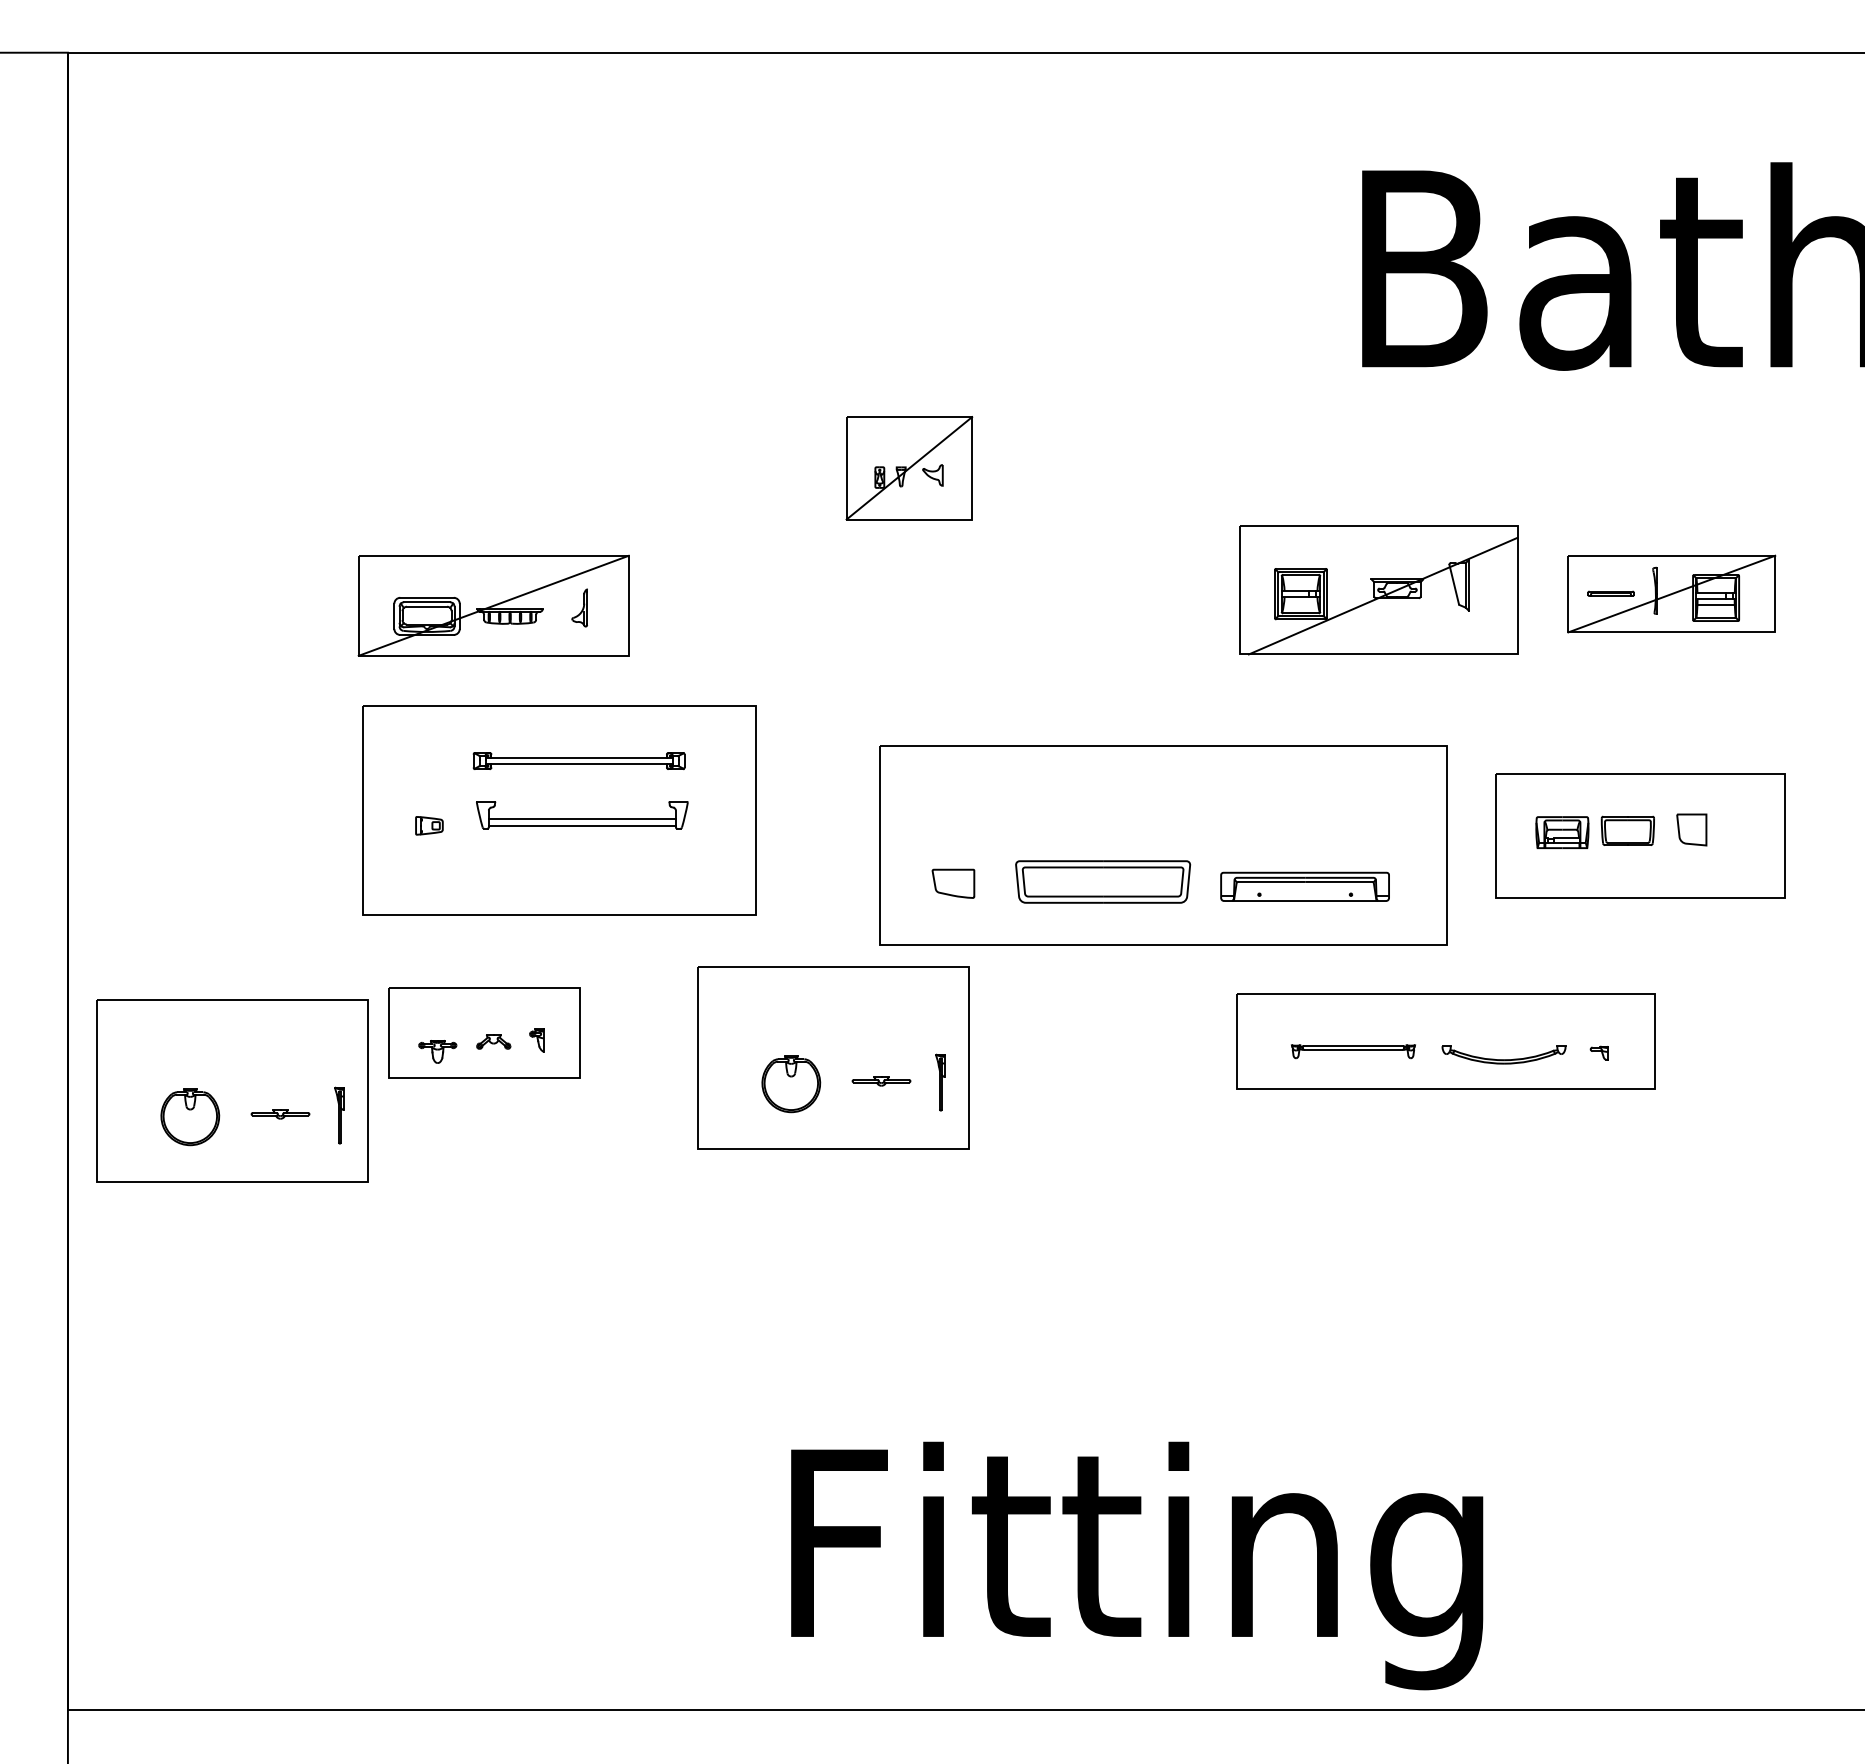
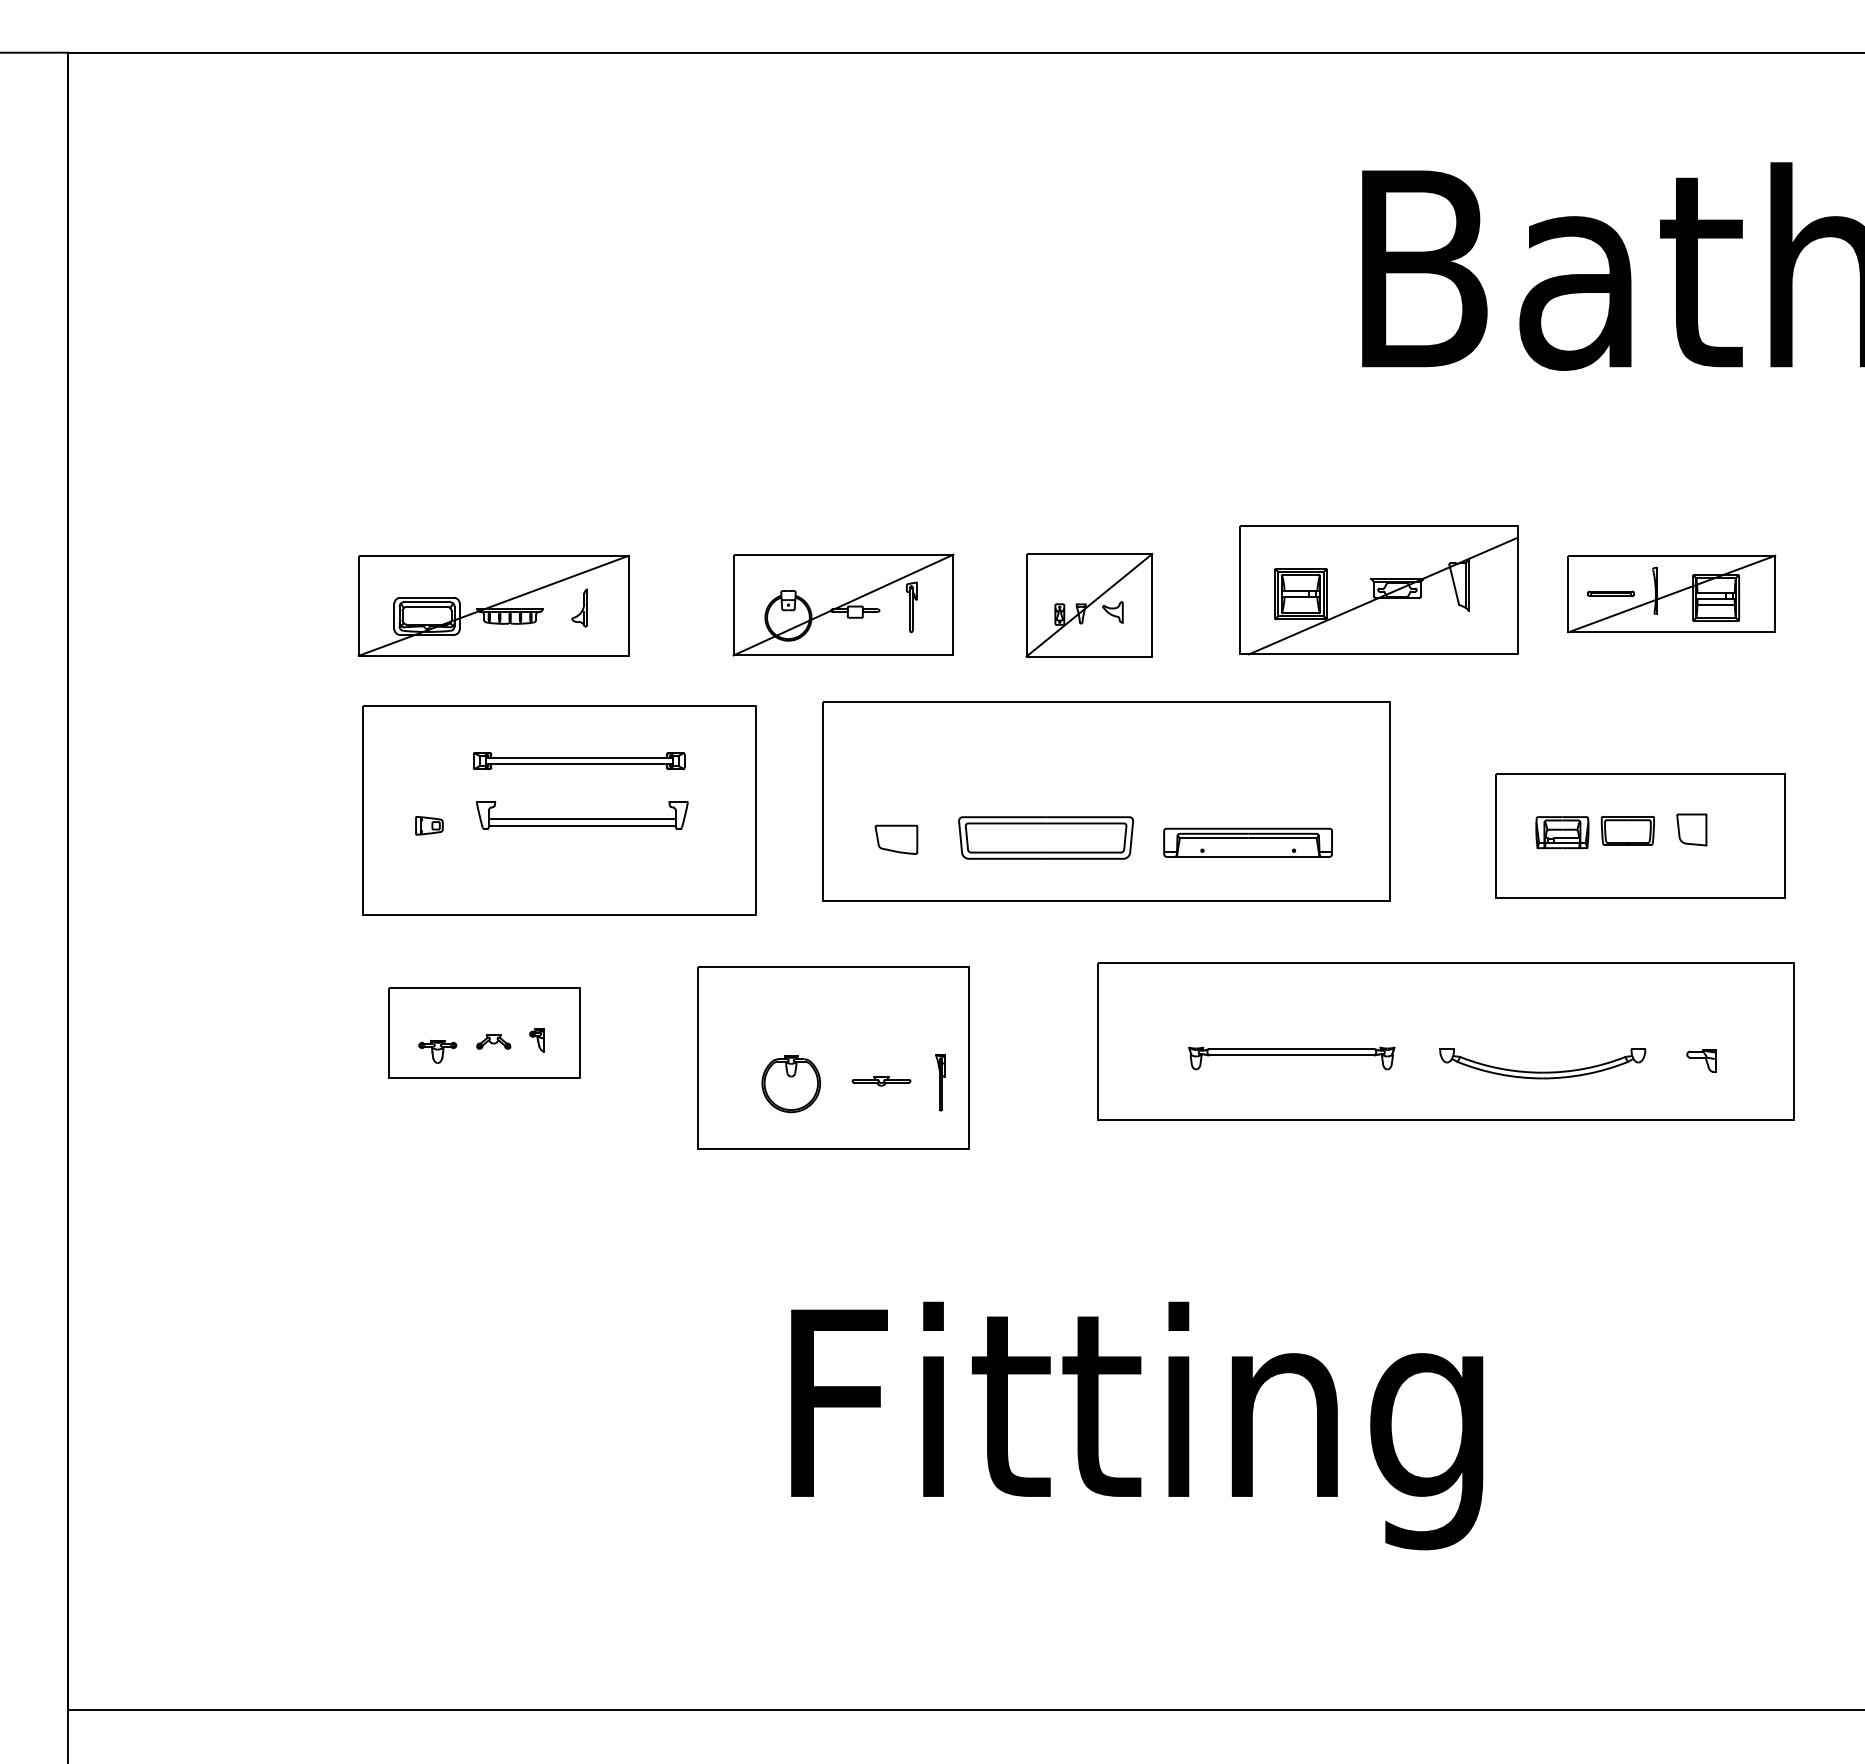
part position: (909, 468) -> (1089, 605) (1089, 605)
part: none -> present (843, 604)
part position: (1163, 845) -> (1106, 801) (1106, 801)
part size: 420x97 px -> 698x159 px (1445, 1041)
part: present -> none (232, 1090)
text position: (1137, 1565) -> (1137, 1425) (1137, 1425)
